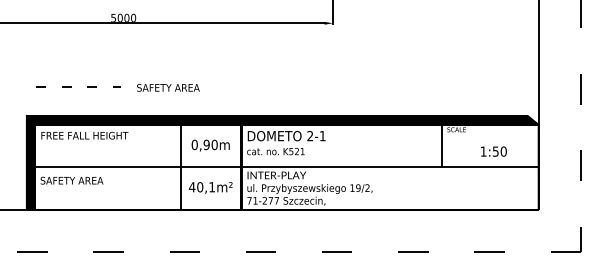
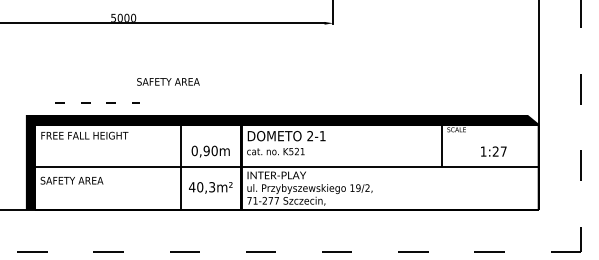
line position: (71, 86) -> (90, 102) (90, 102)
text position: (168, 87) -> (168, 81) (168, 81)
text position: (210, 145) -> (210, 151) (210, 151)
text: 1:50 -> 1:27 (499, 151)
text: 40,1m² -> 40,3m² (212, 187)
